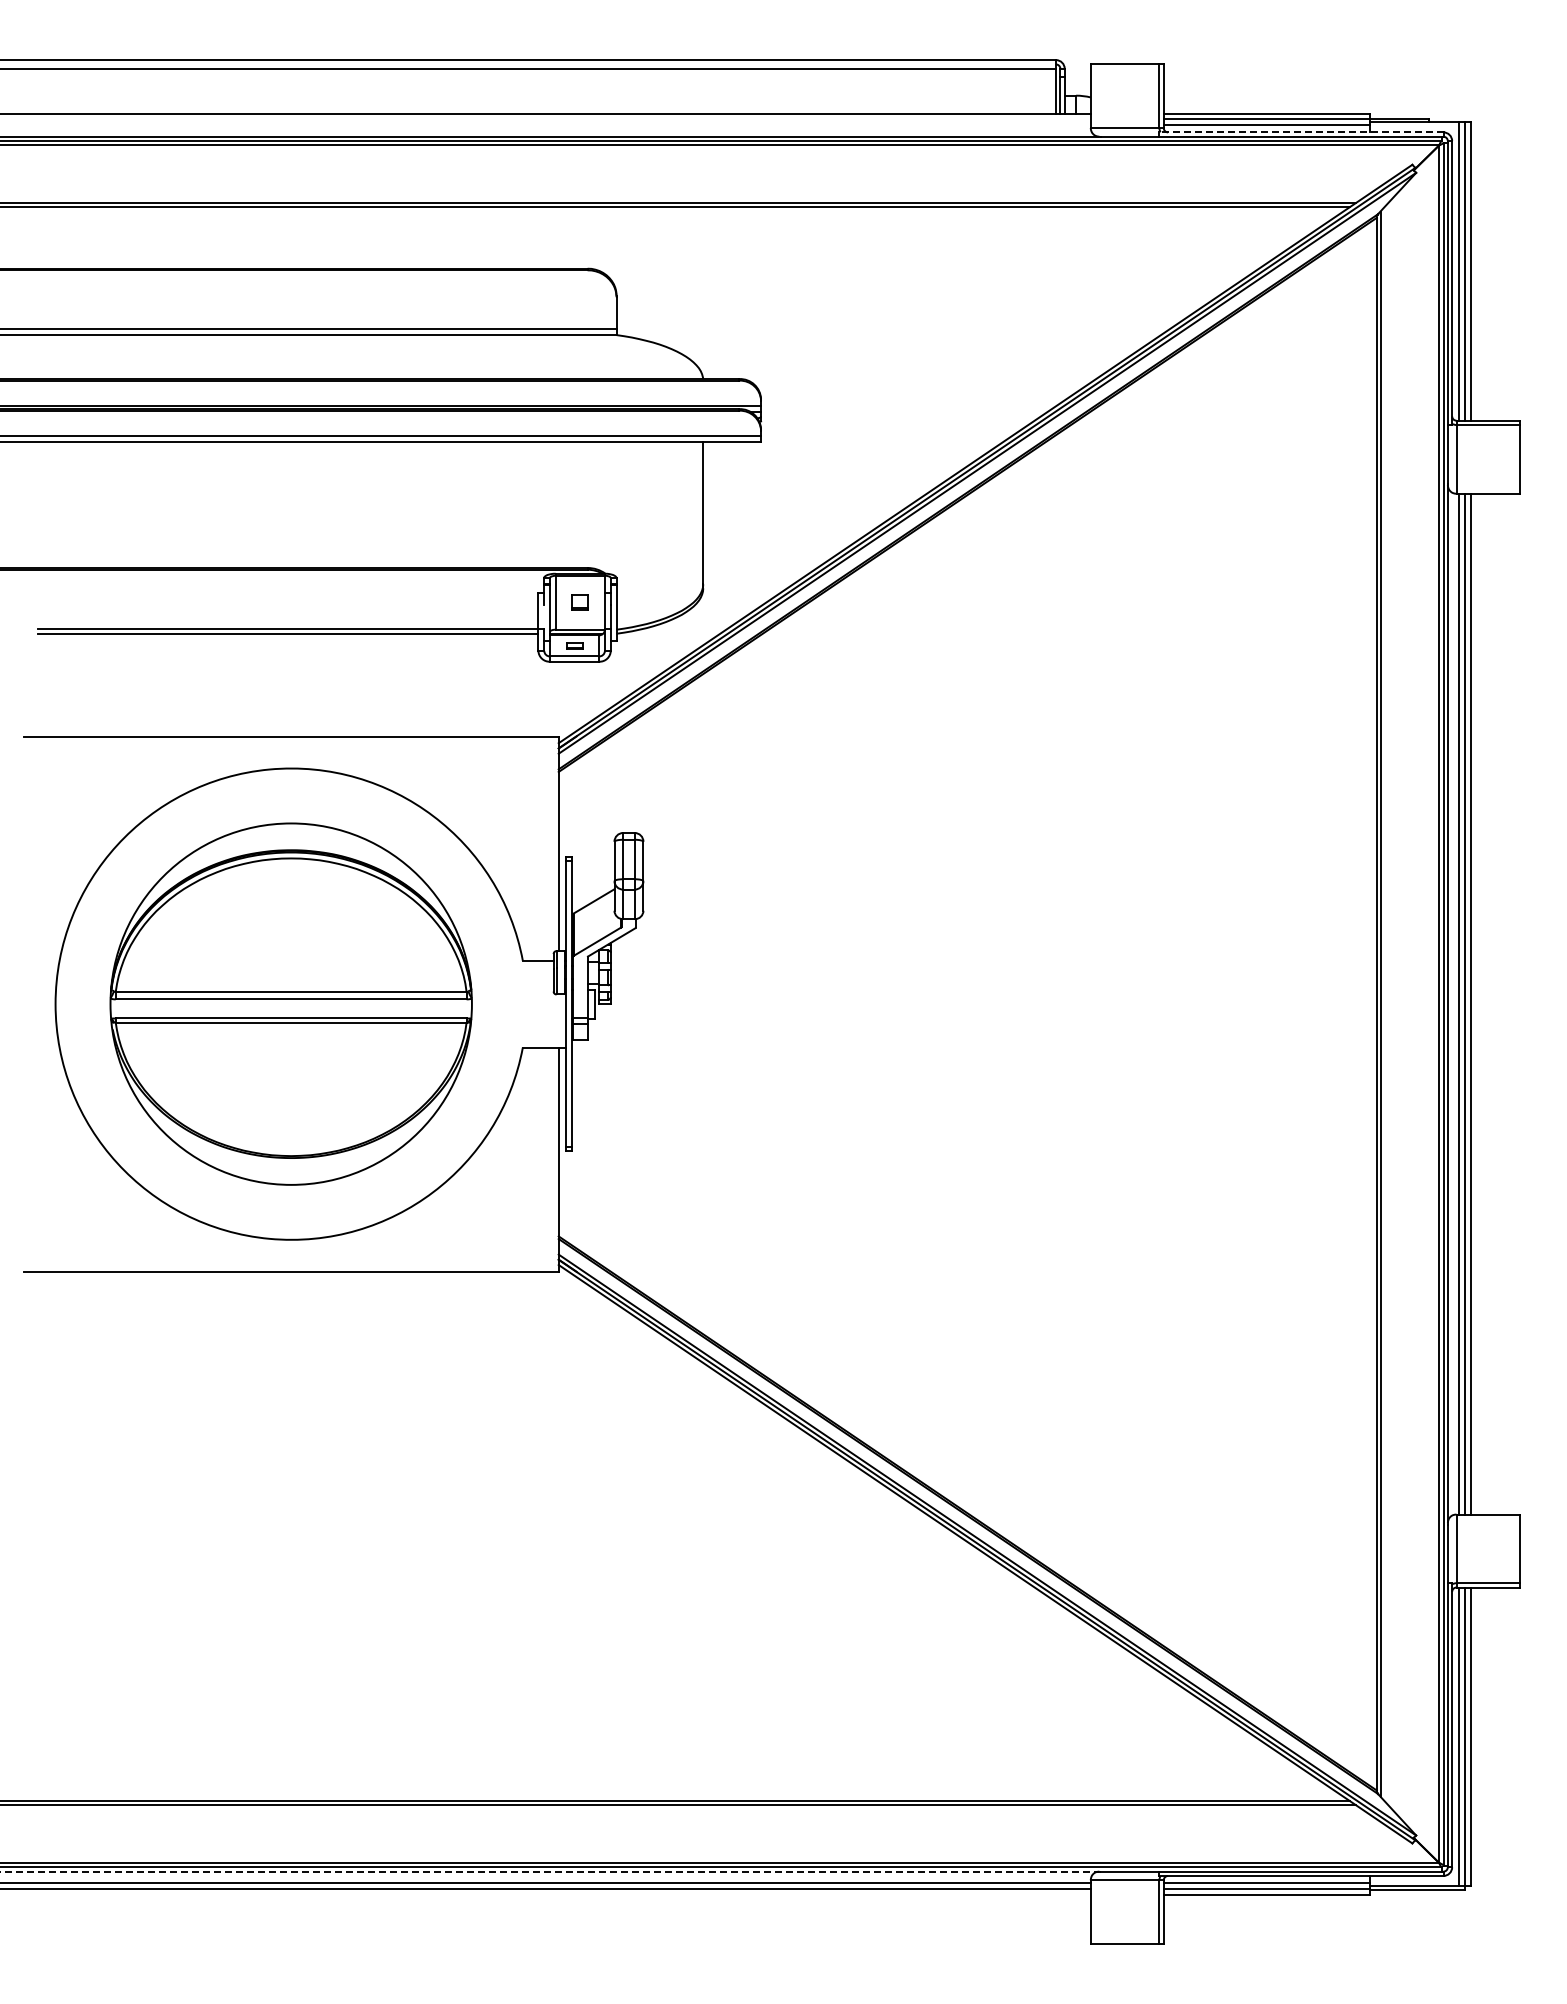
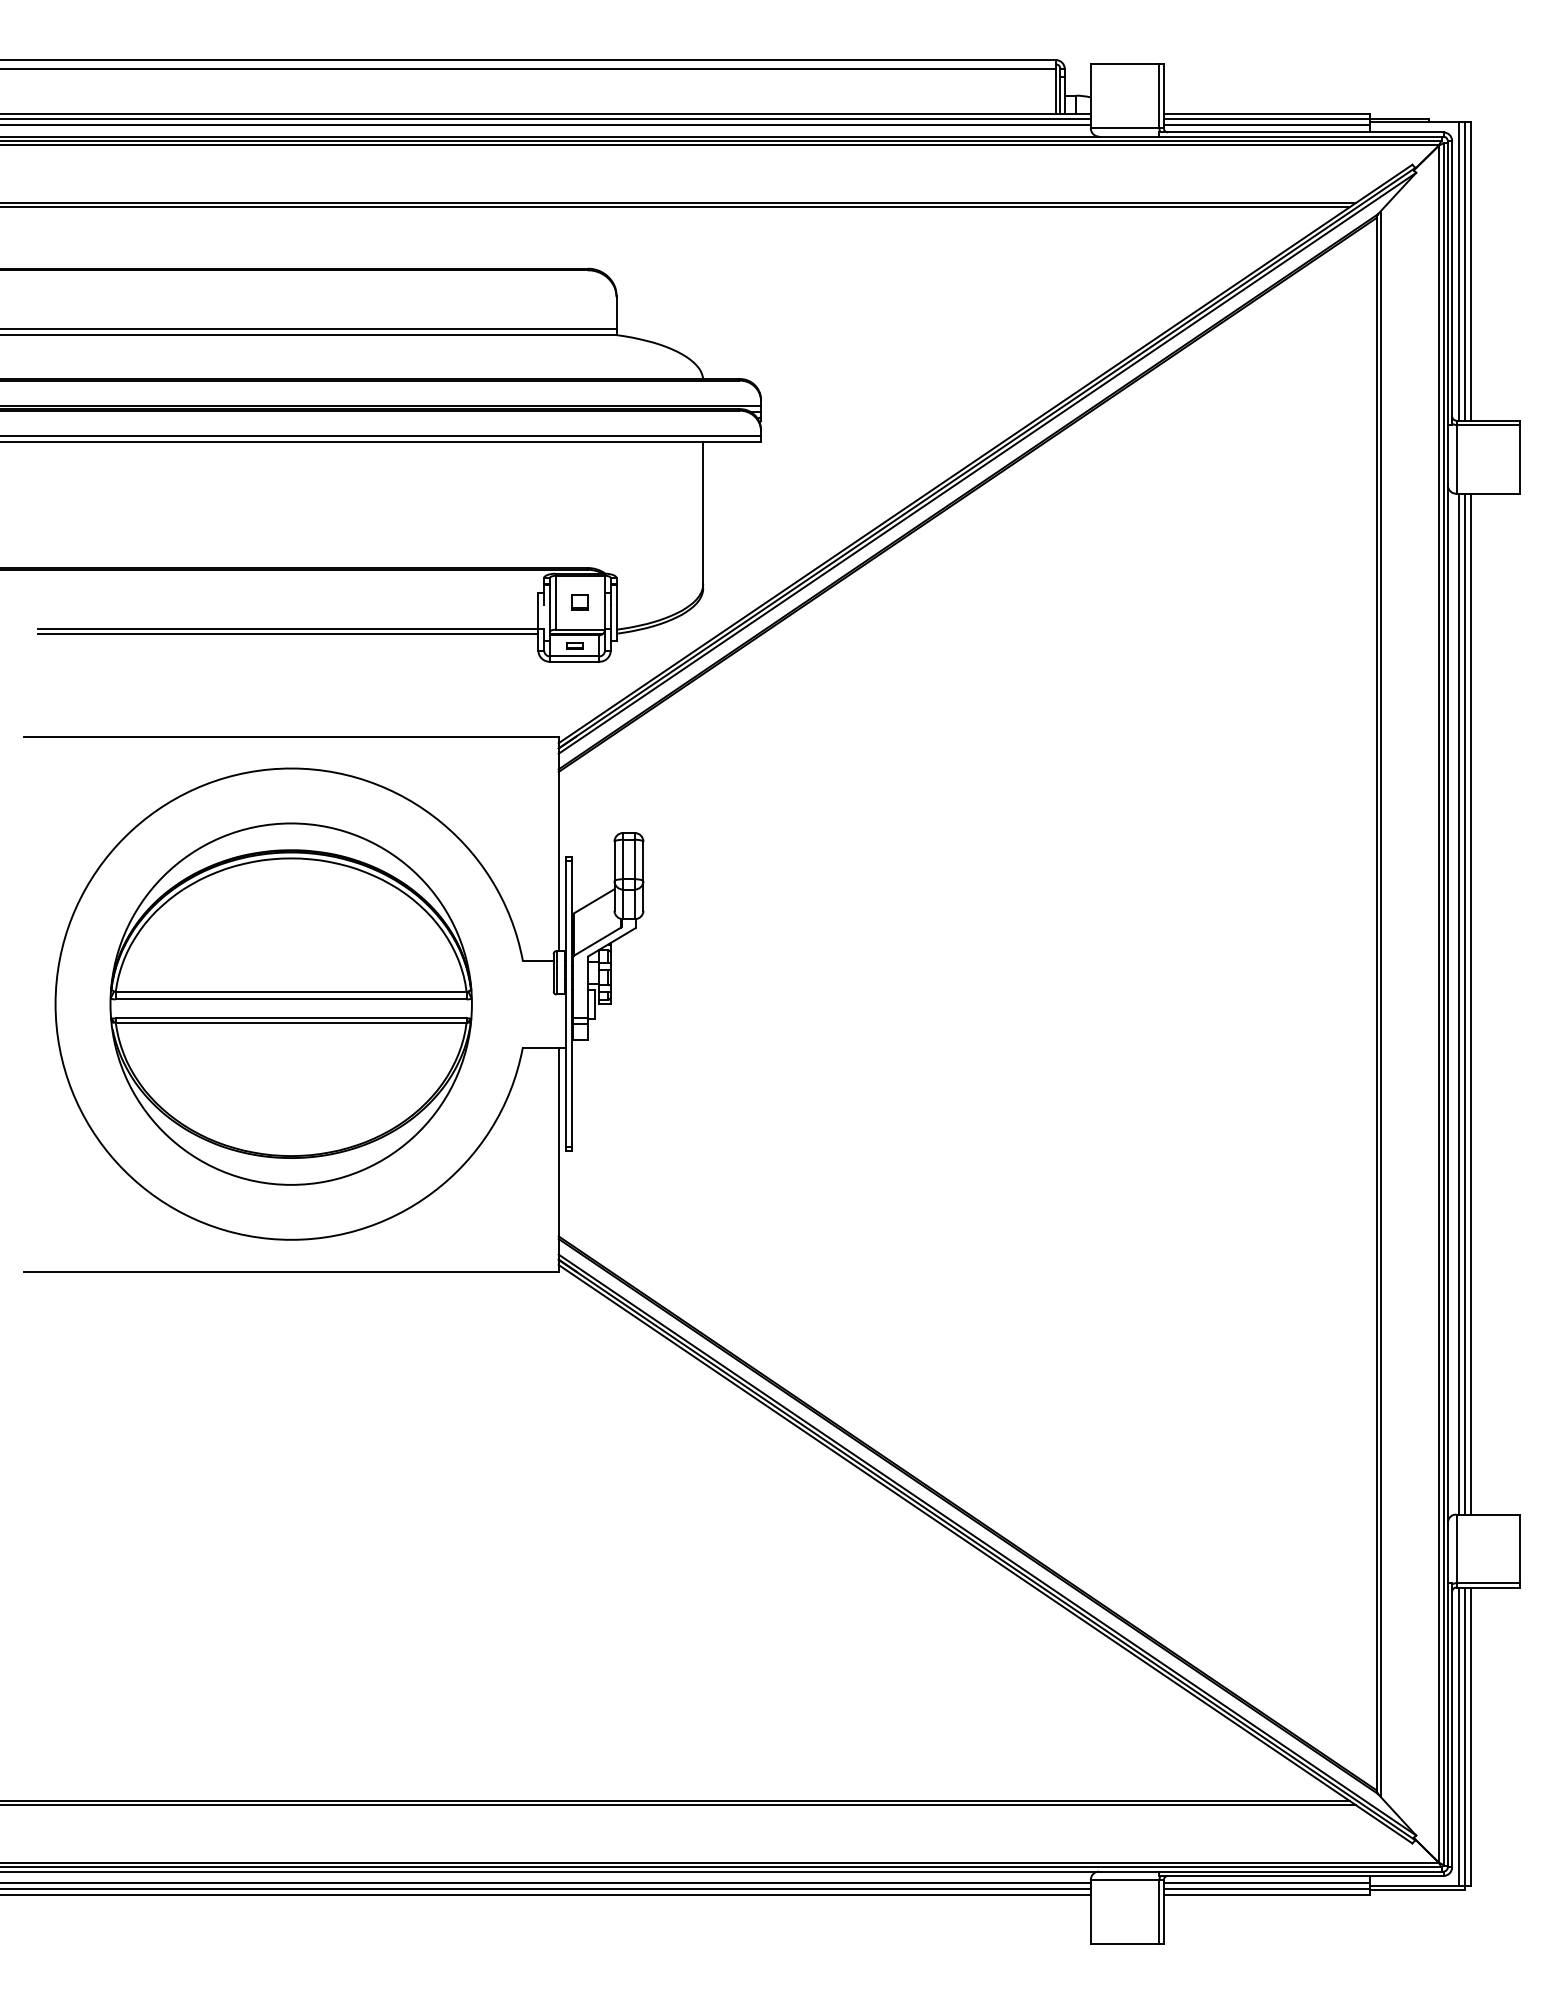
line: none -> present (546, 119)
line: none -> present (546, 125)
line: dashed -> solid (1300, 132)
line: dashed -> solid (550, 1871)
line: none -> present (546, 1894)
